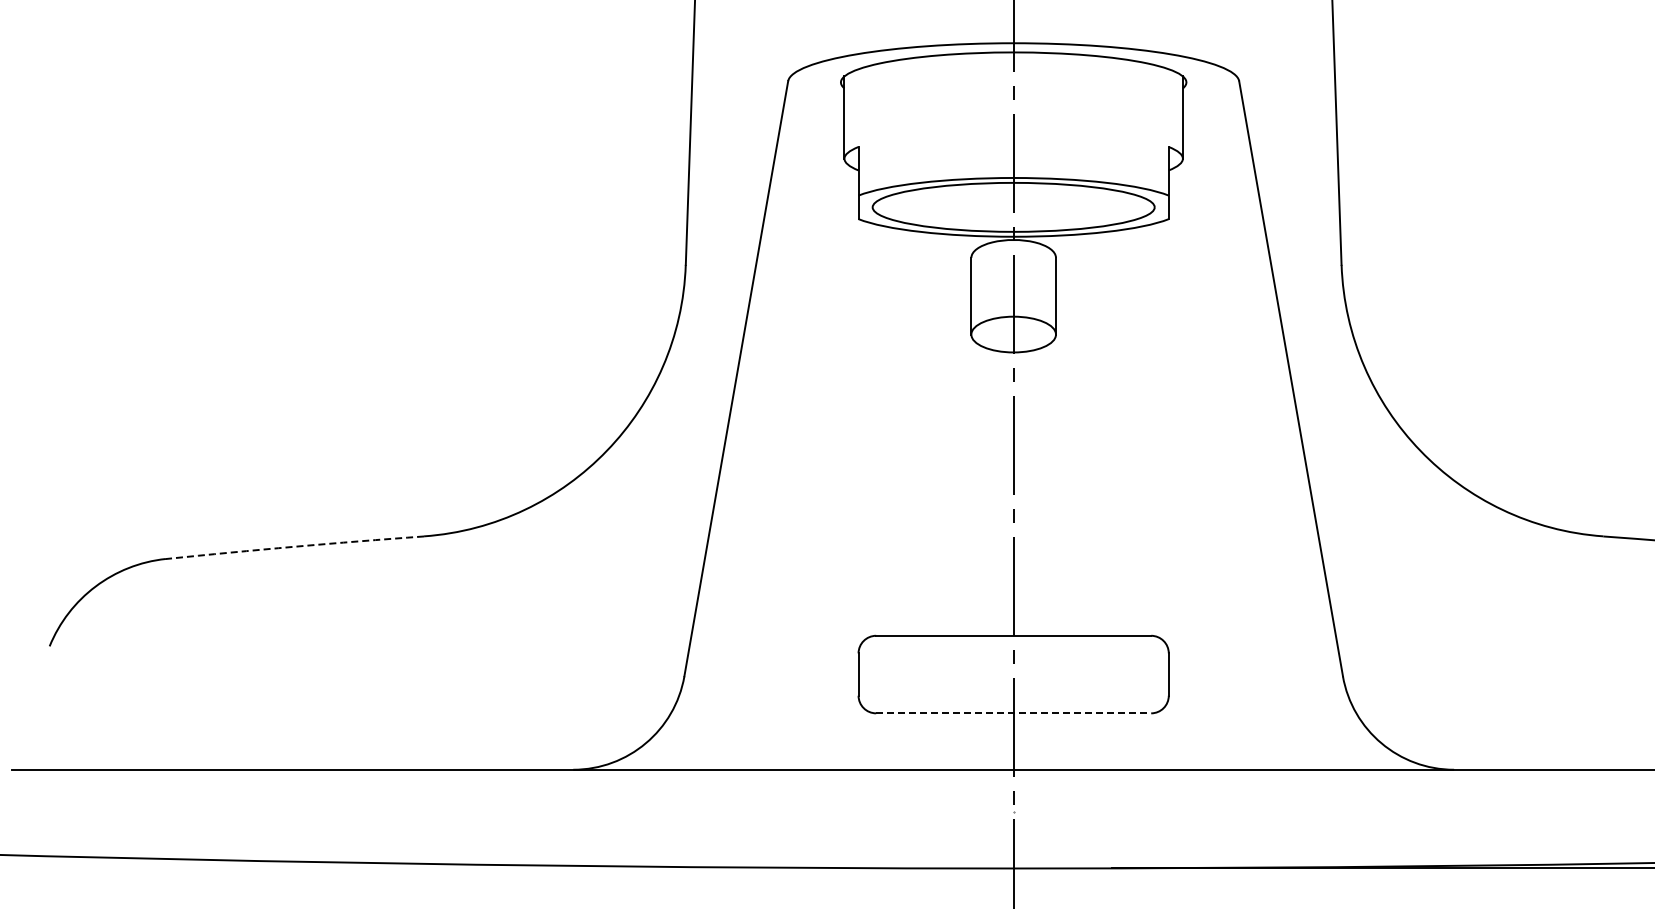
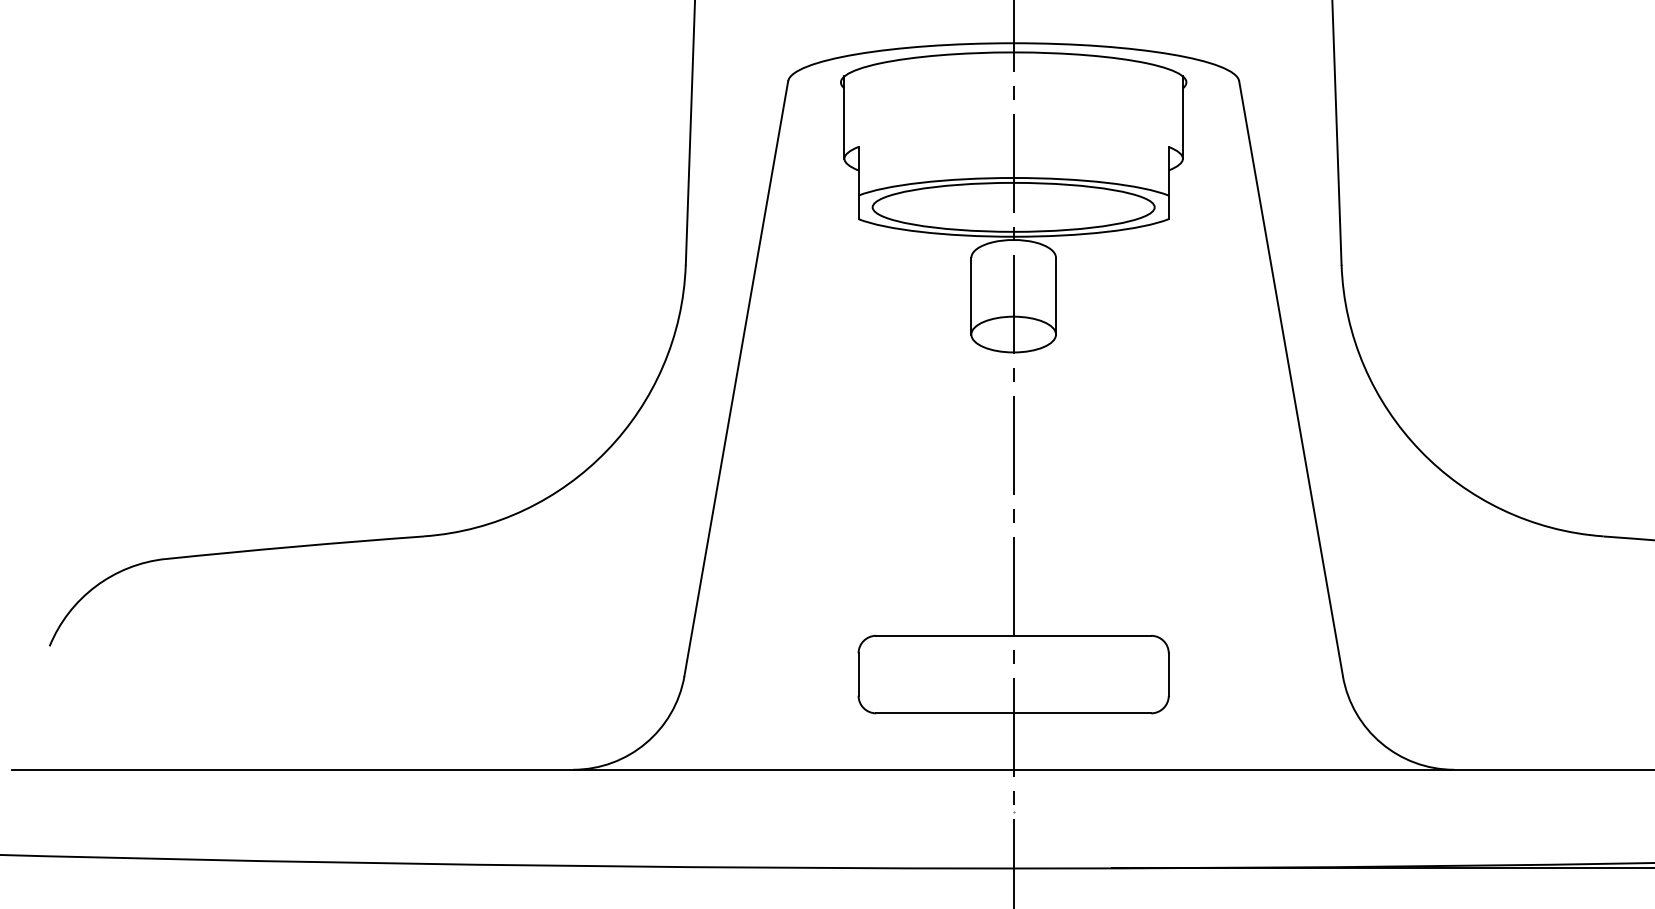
arc: dashed -> solid (294, 546)
line: dashed -> solid (1014, 713)
